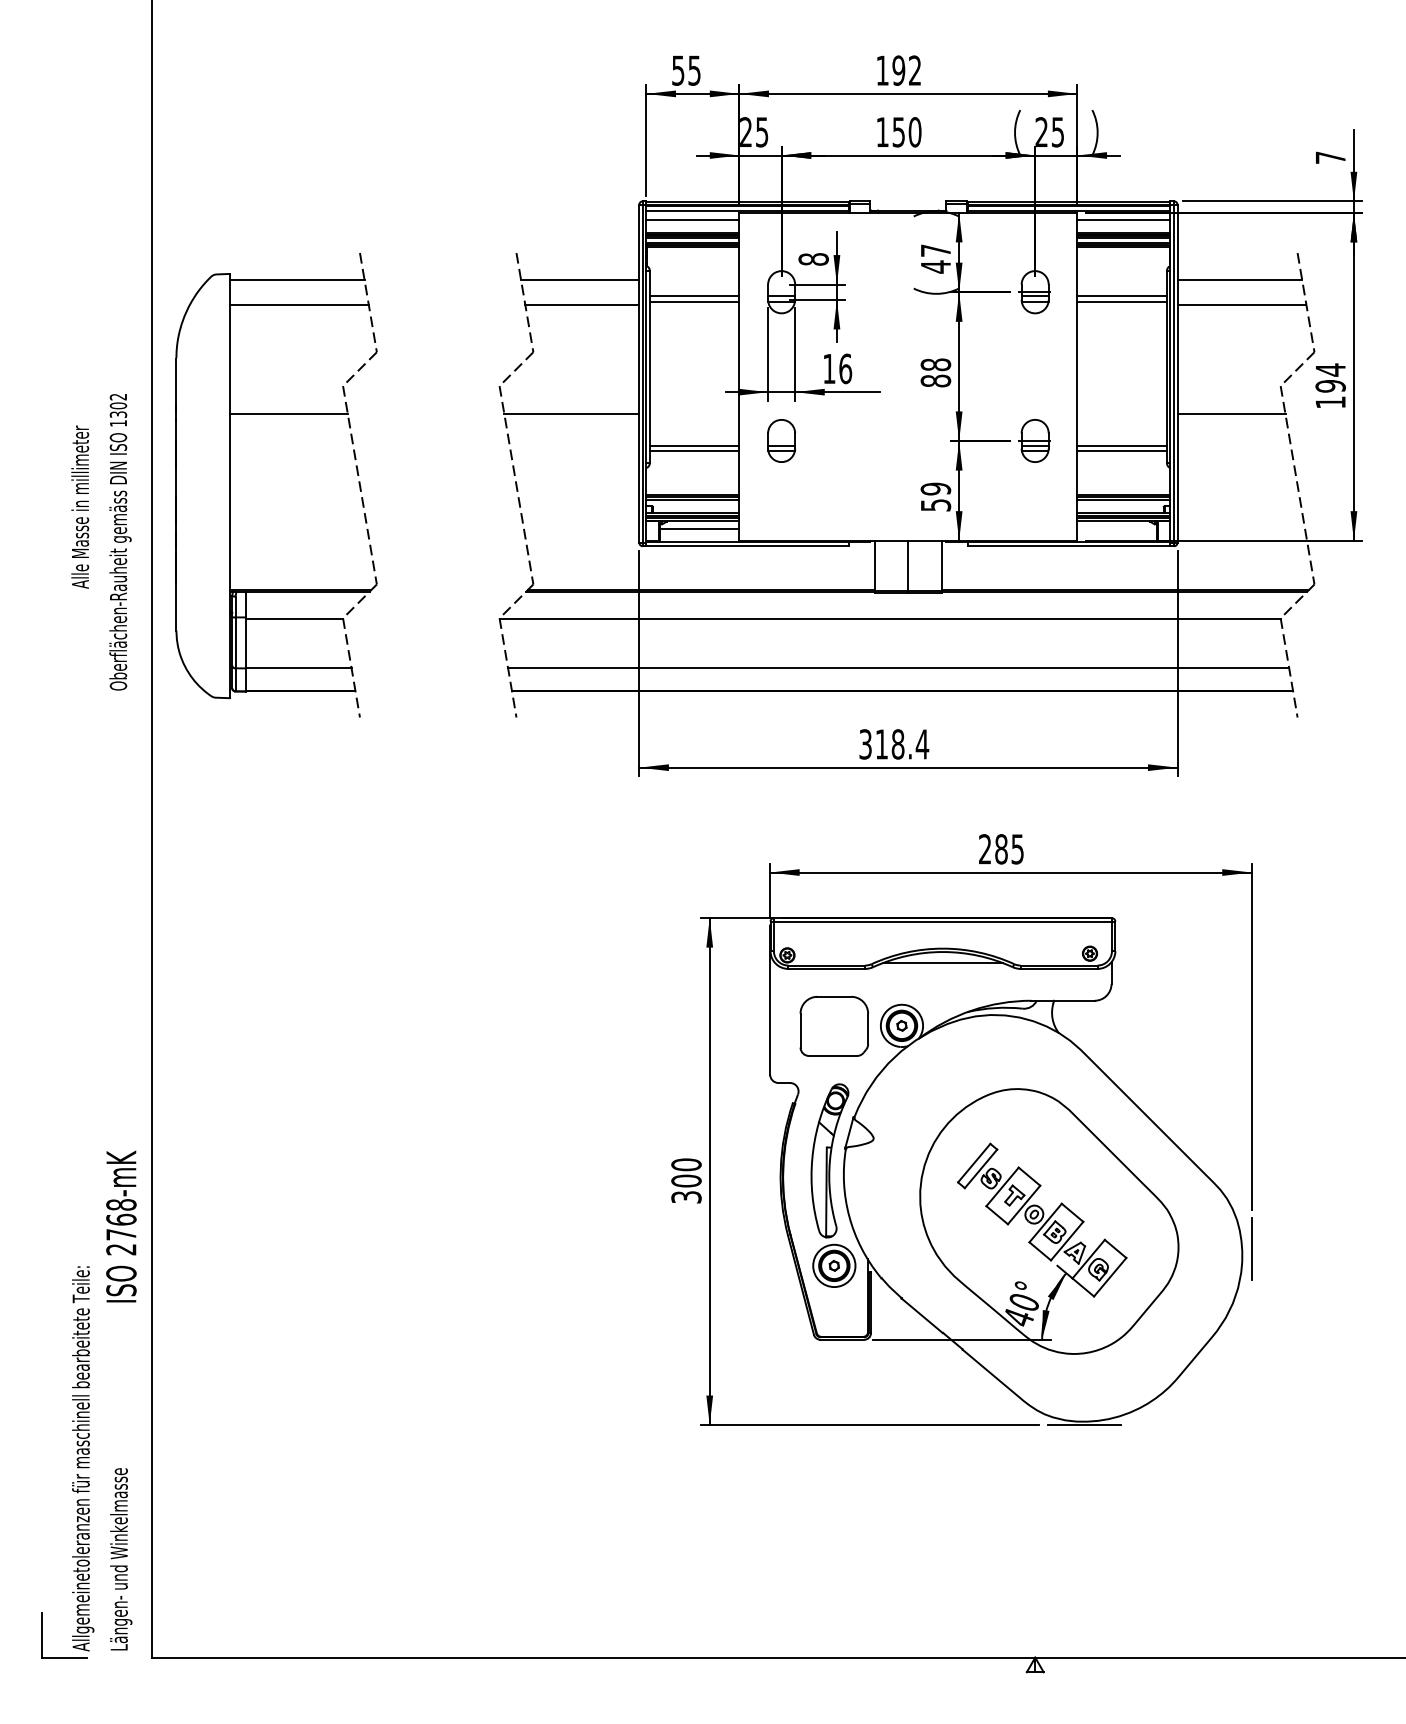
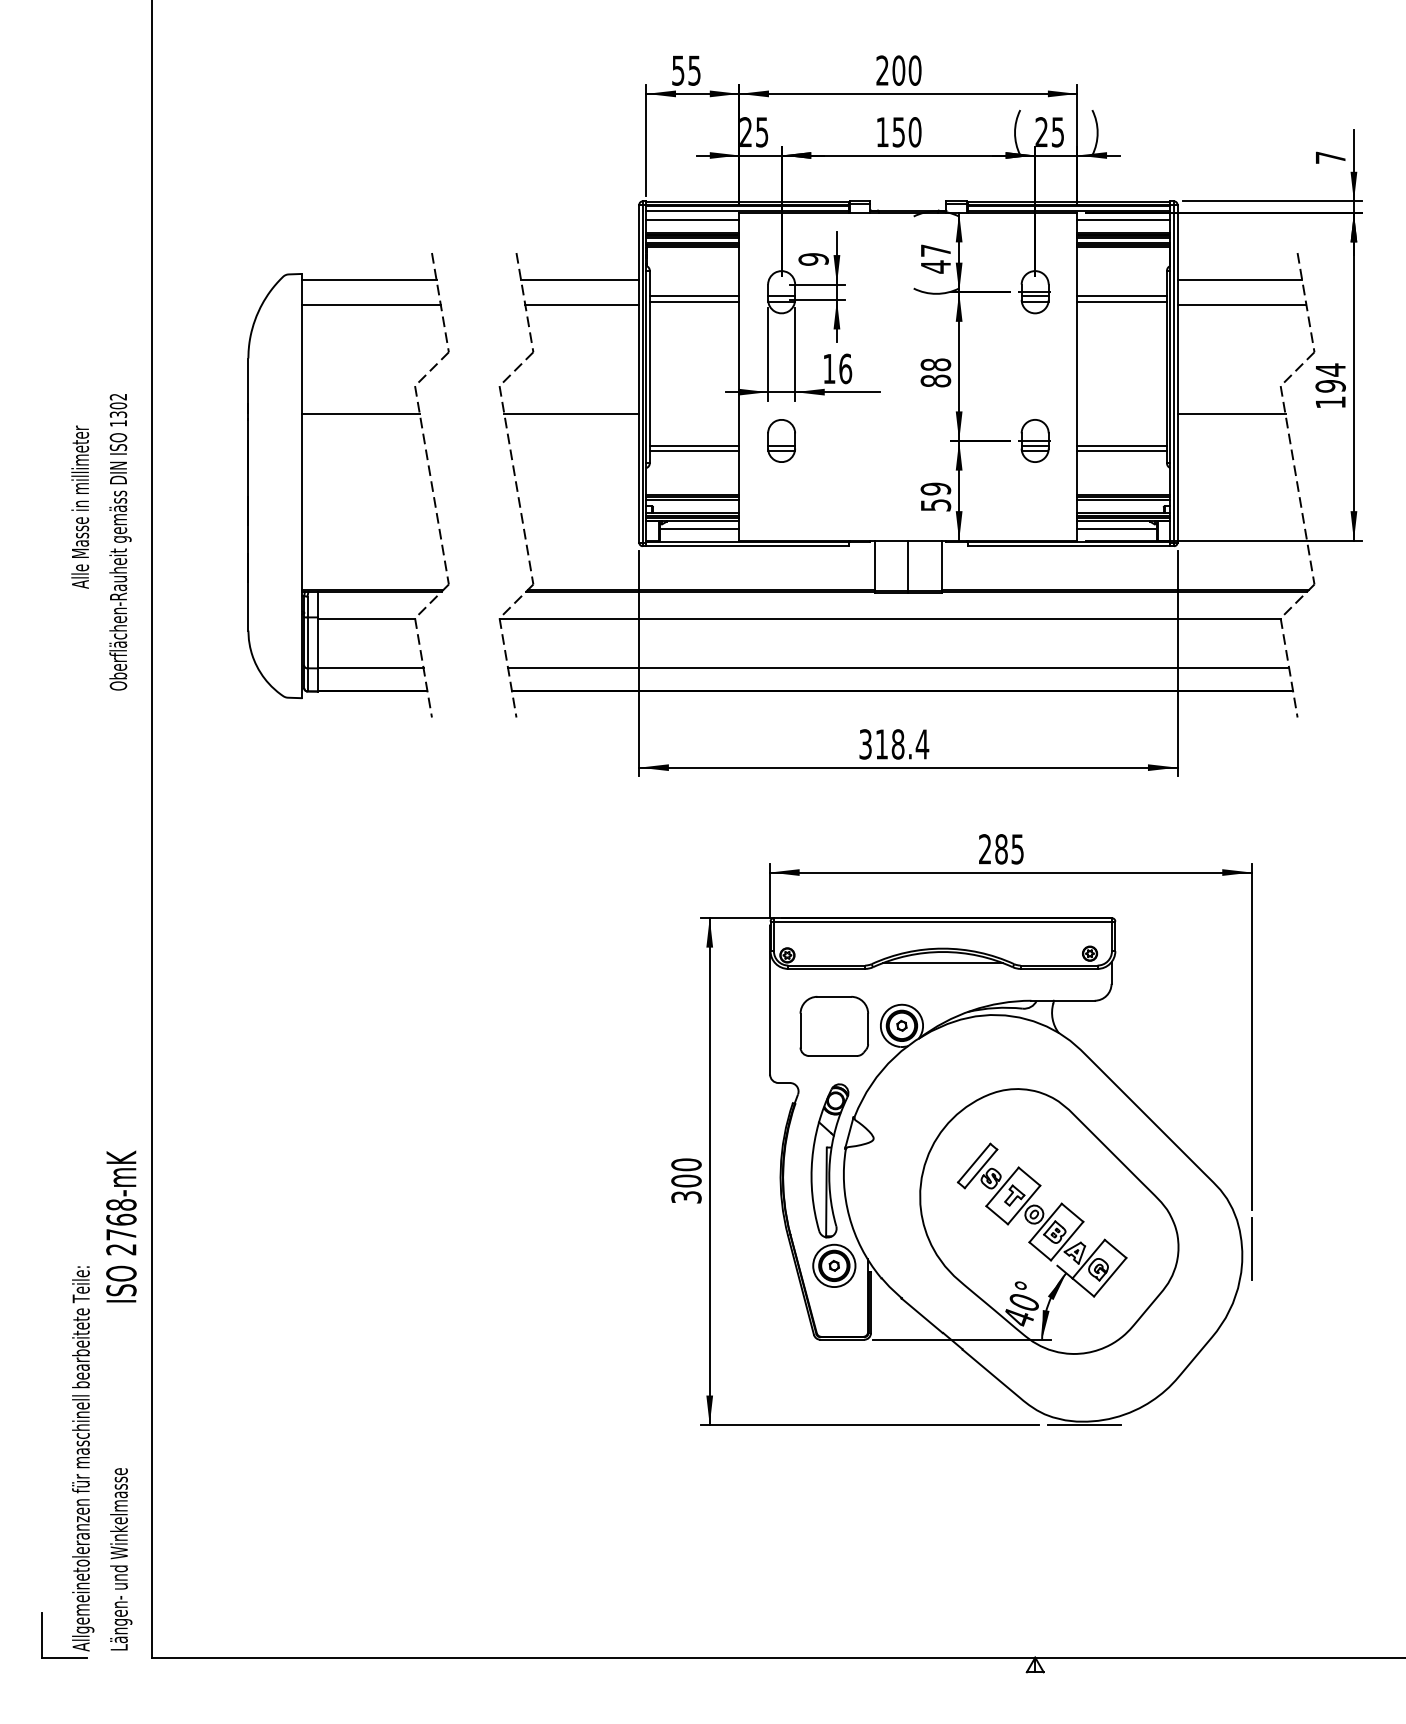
text: 192 -> 200 (898, 70)
text: 8 -> 9 (813, 259)
part position: (230, 485) -> (302, 485) (302, 485)
line: none -> present (1116, 528)
